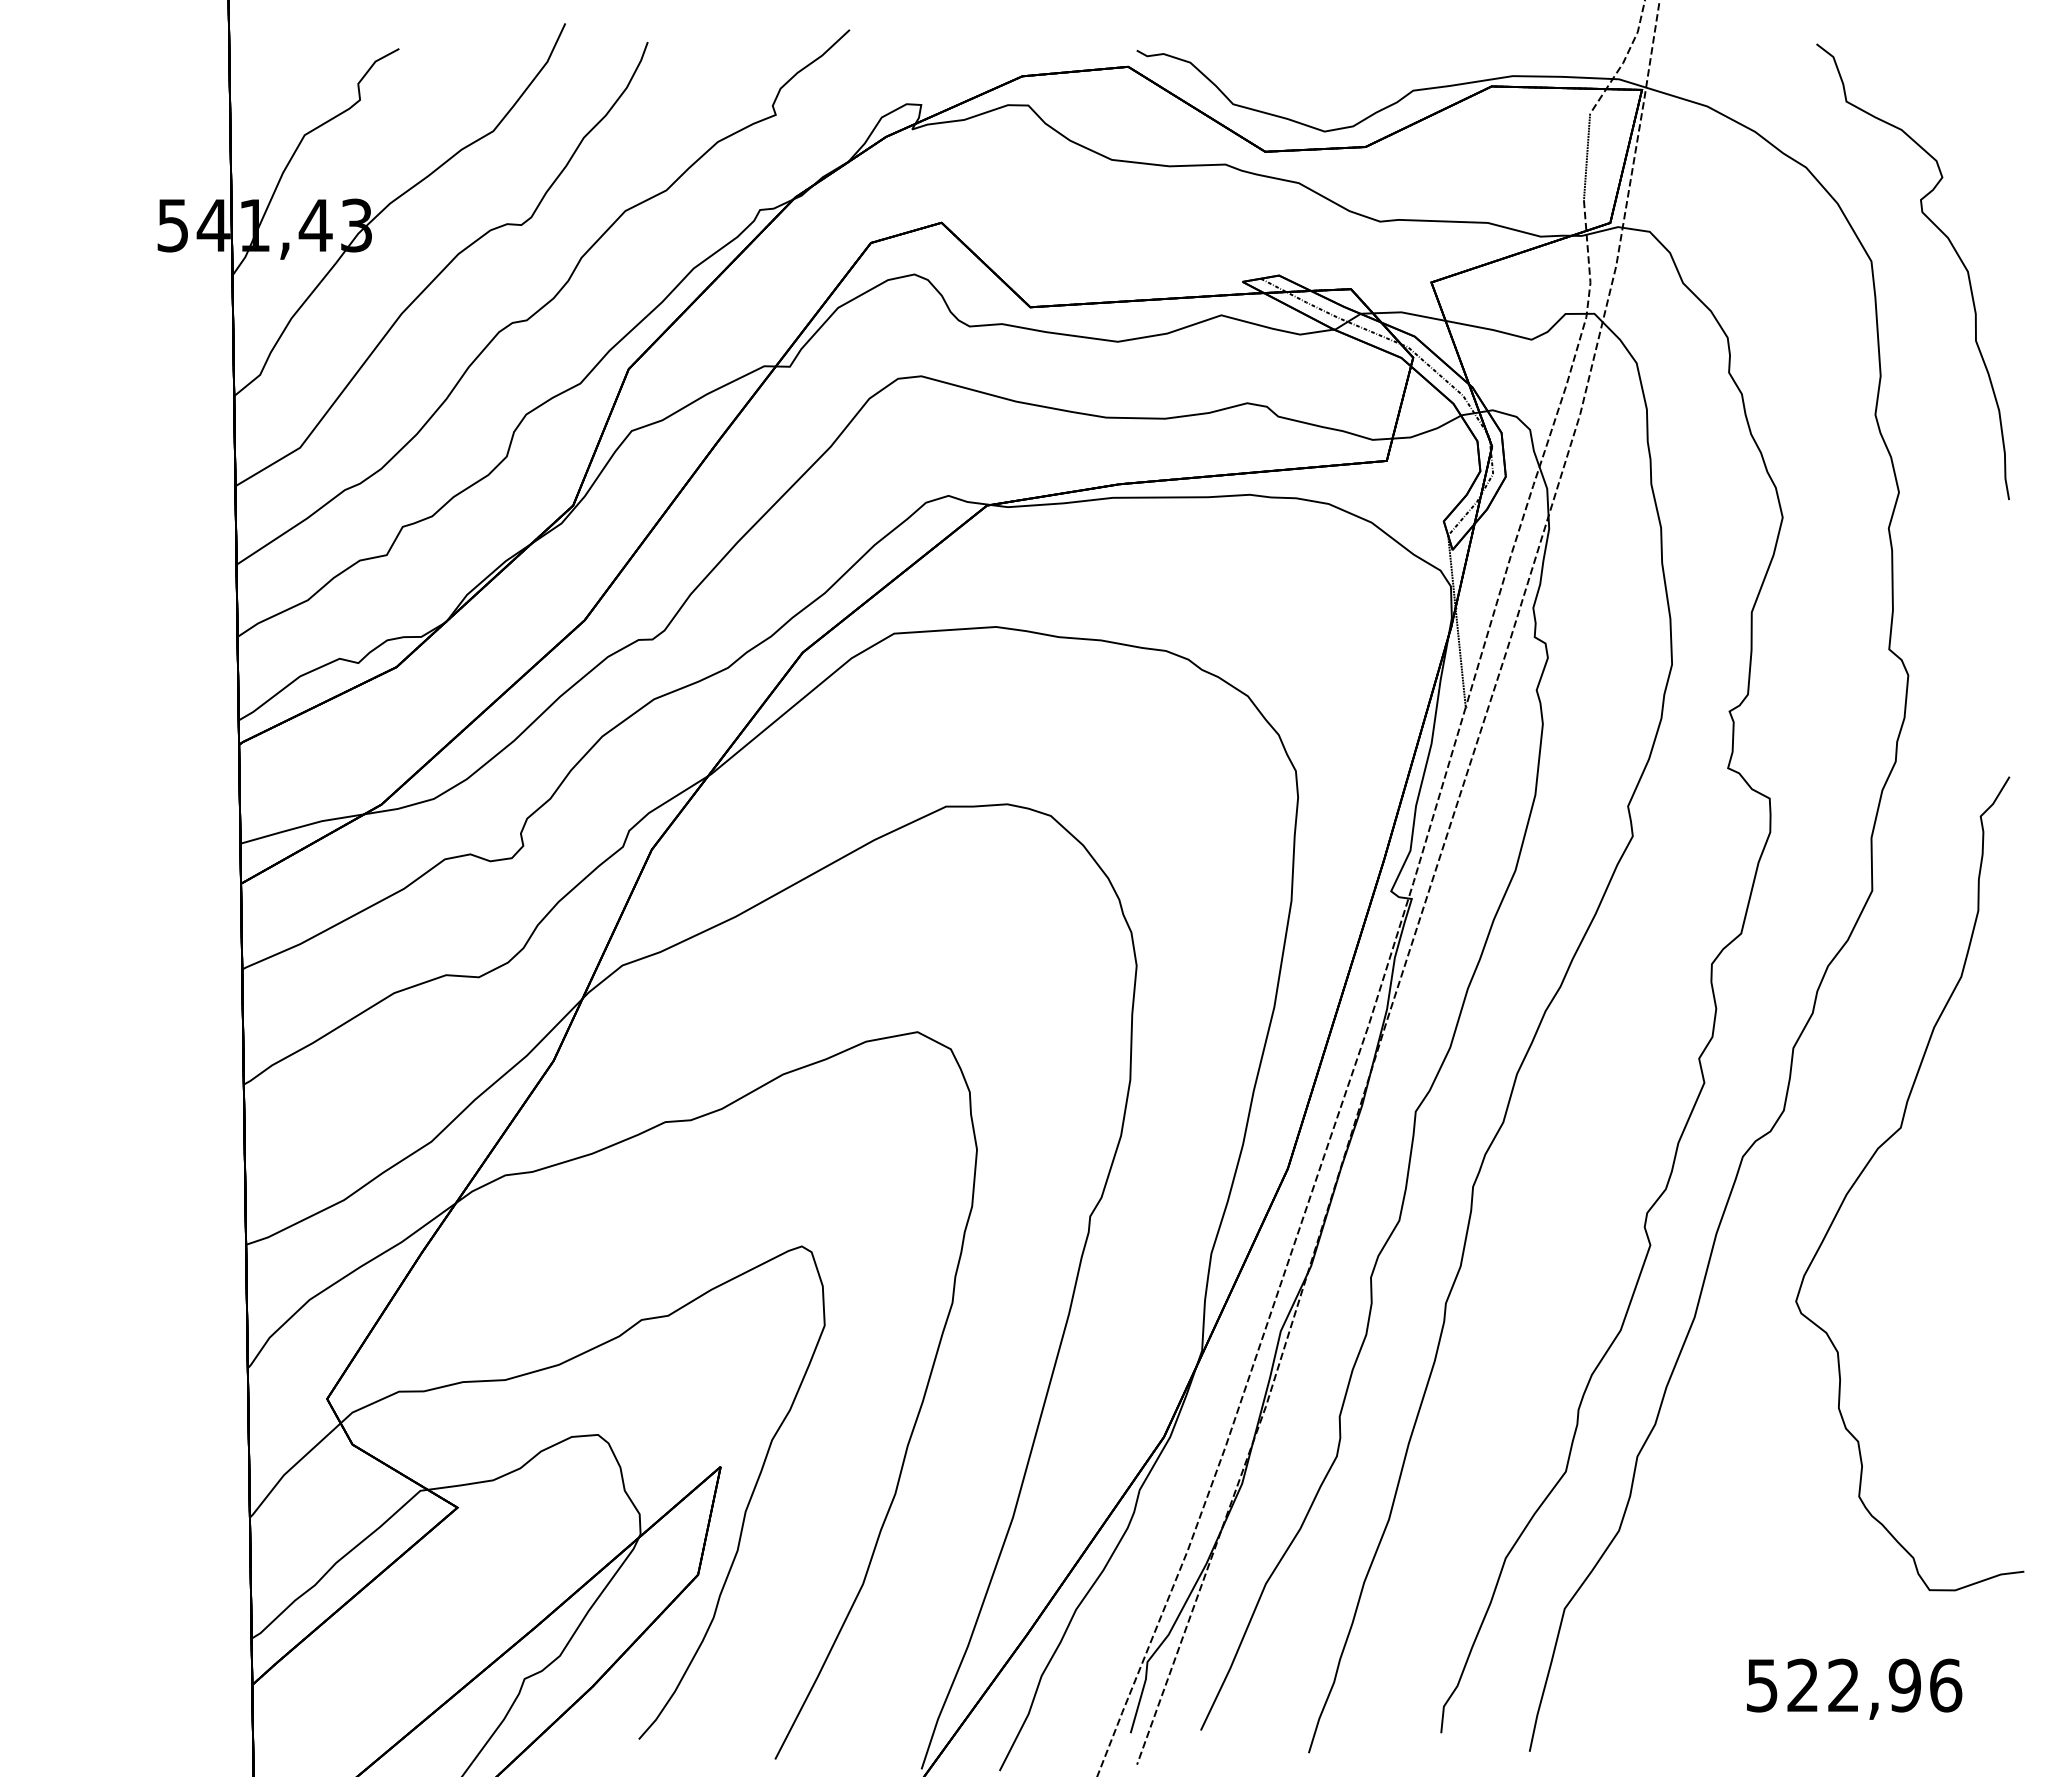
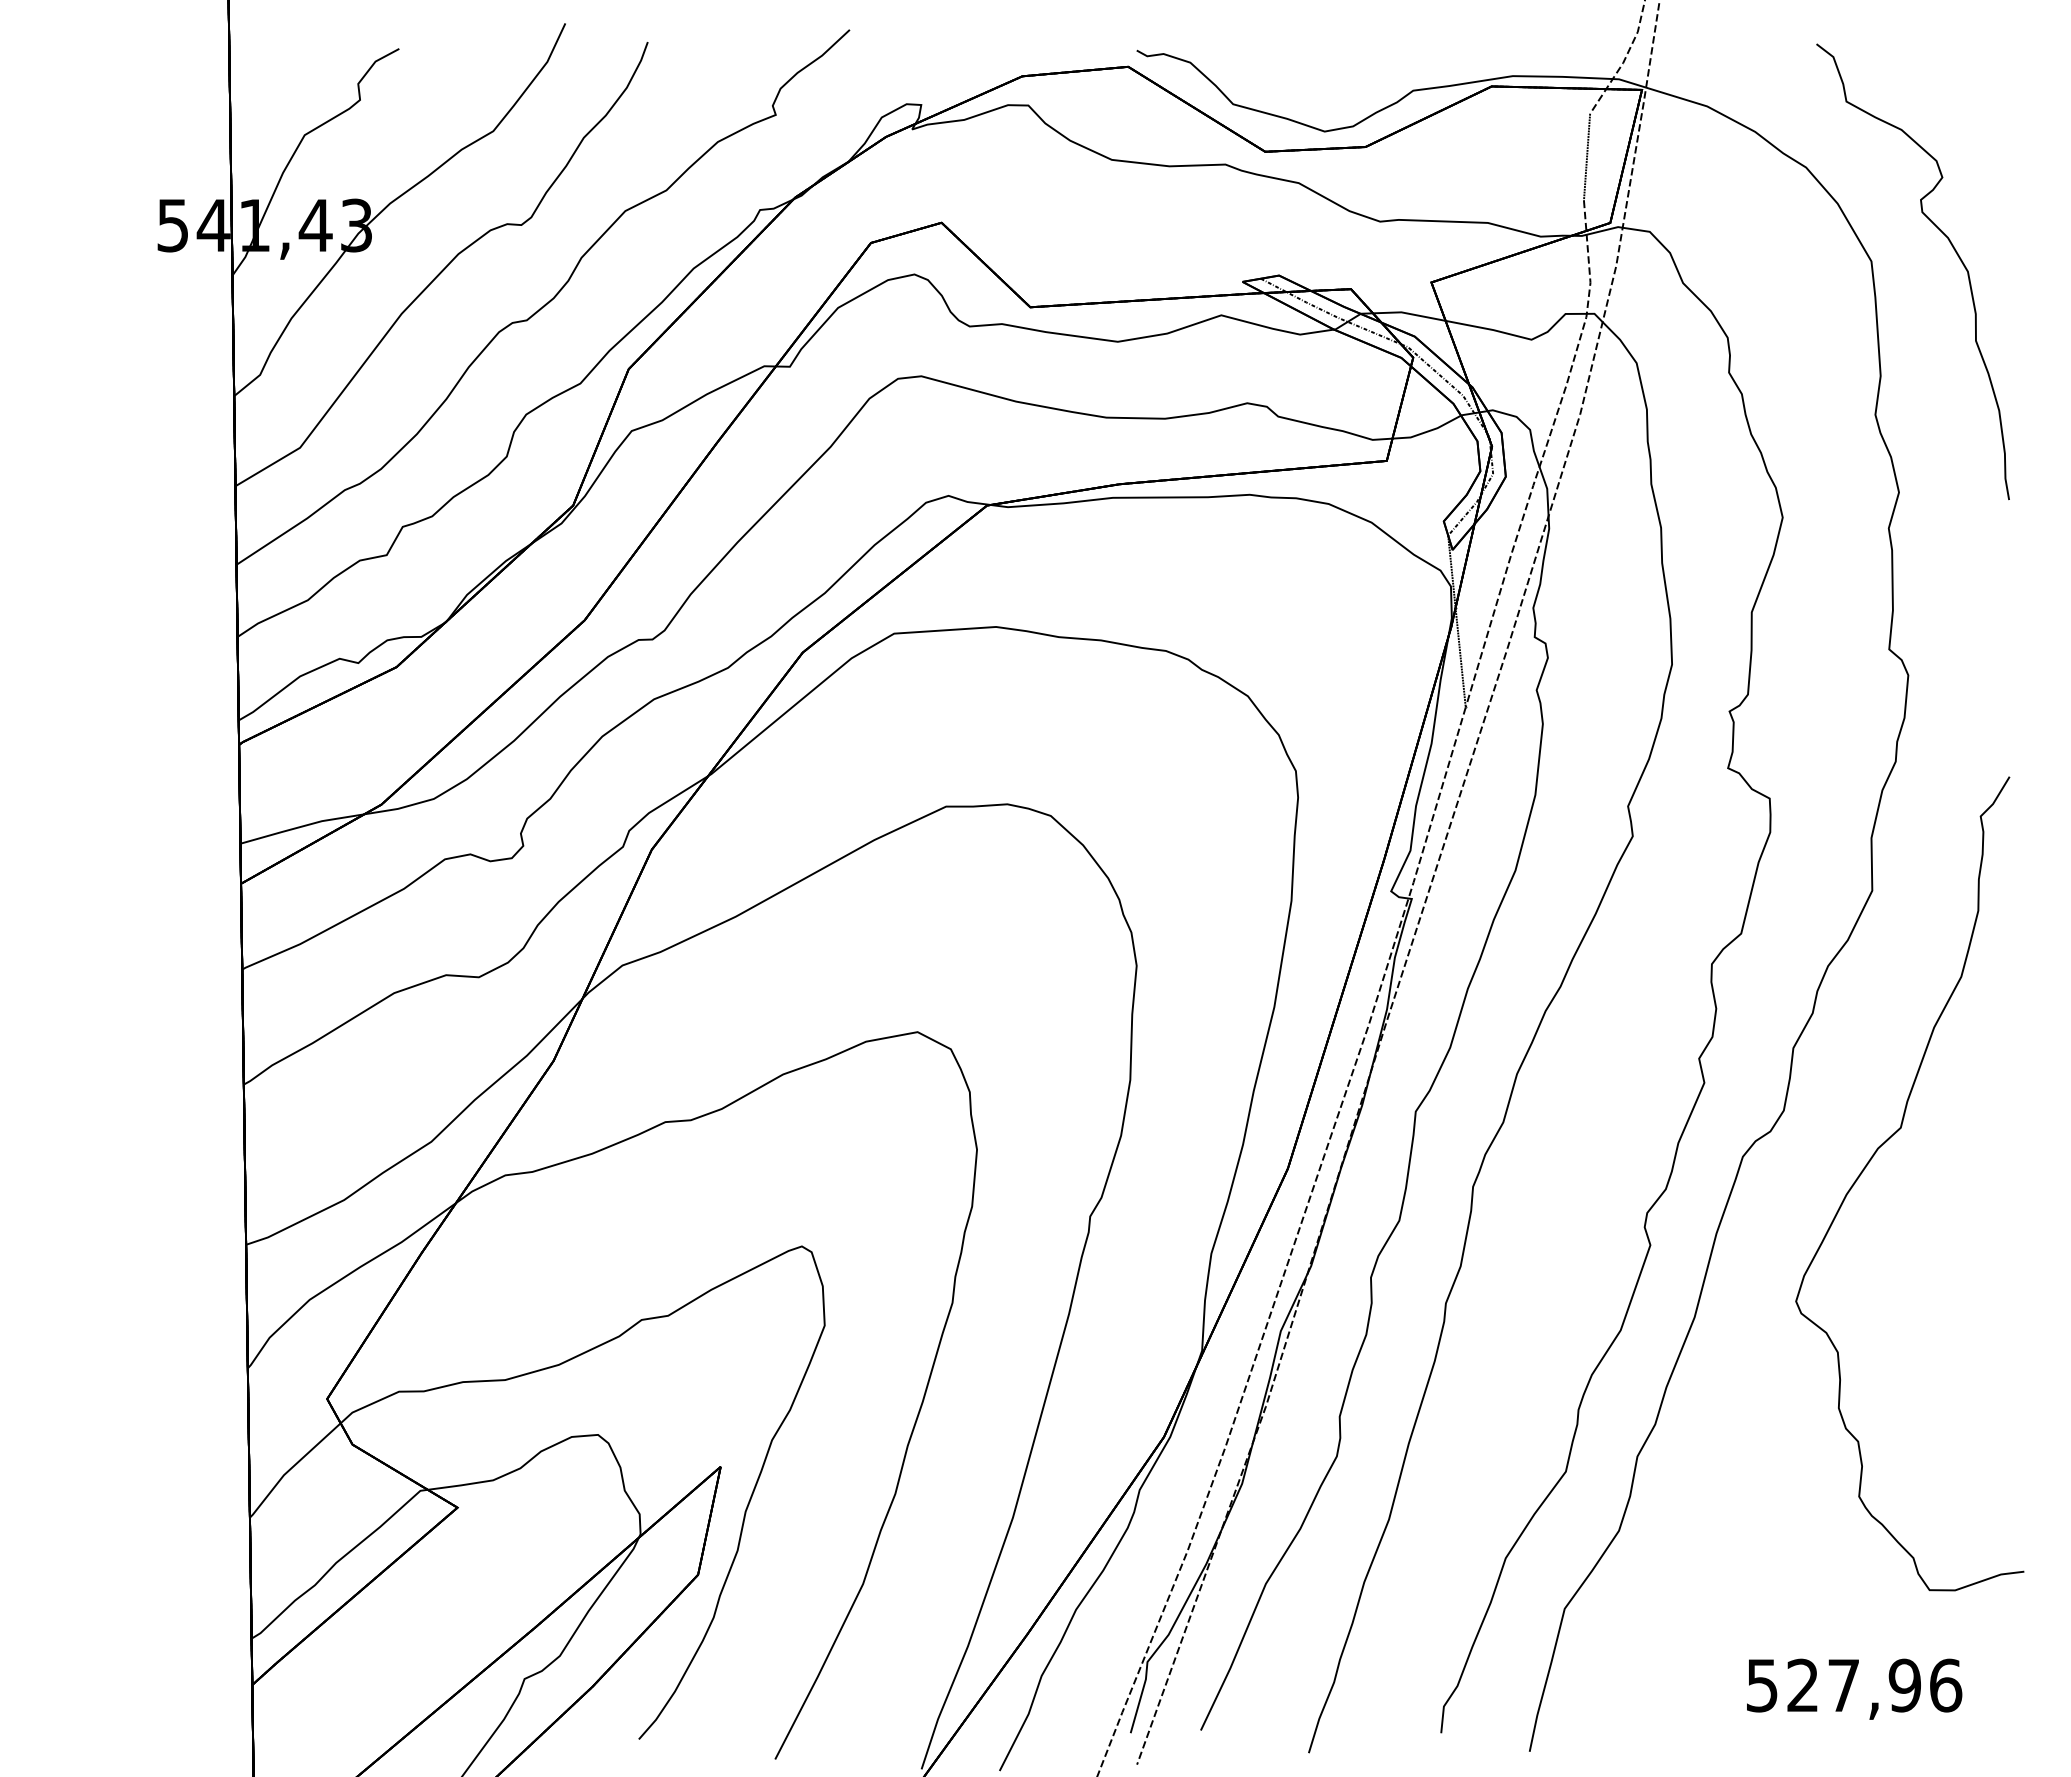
text: 522,96 -> 527,96 (1843, 1684)
